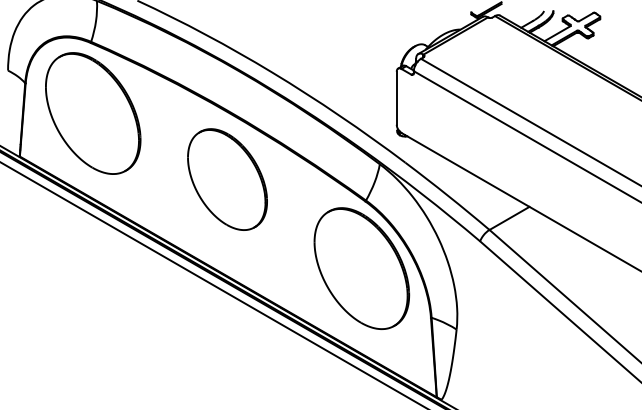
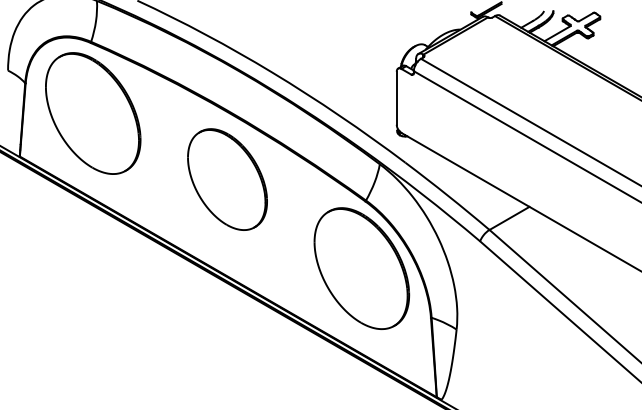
line: present -> none (213, 284)
